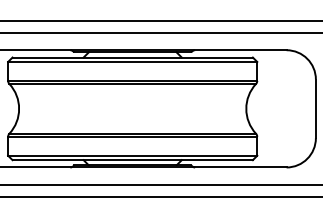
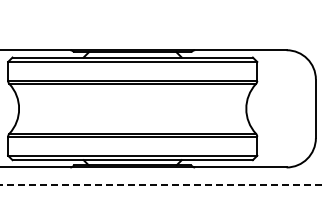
line: present -> none (160, 20)
line: present -> none (160, 32)
line: solid -> dashed (161, 185)
line: present -> none (160, 196)
